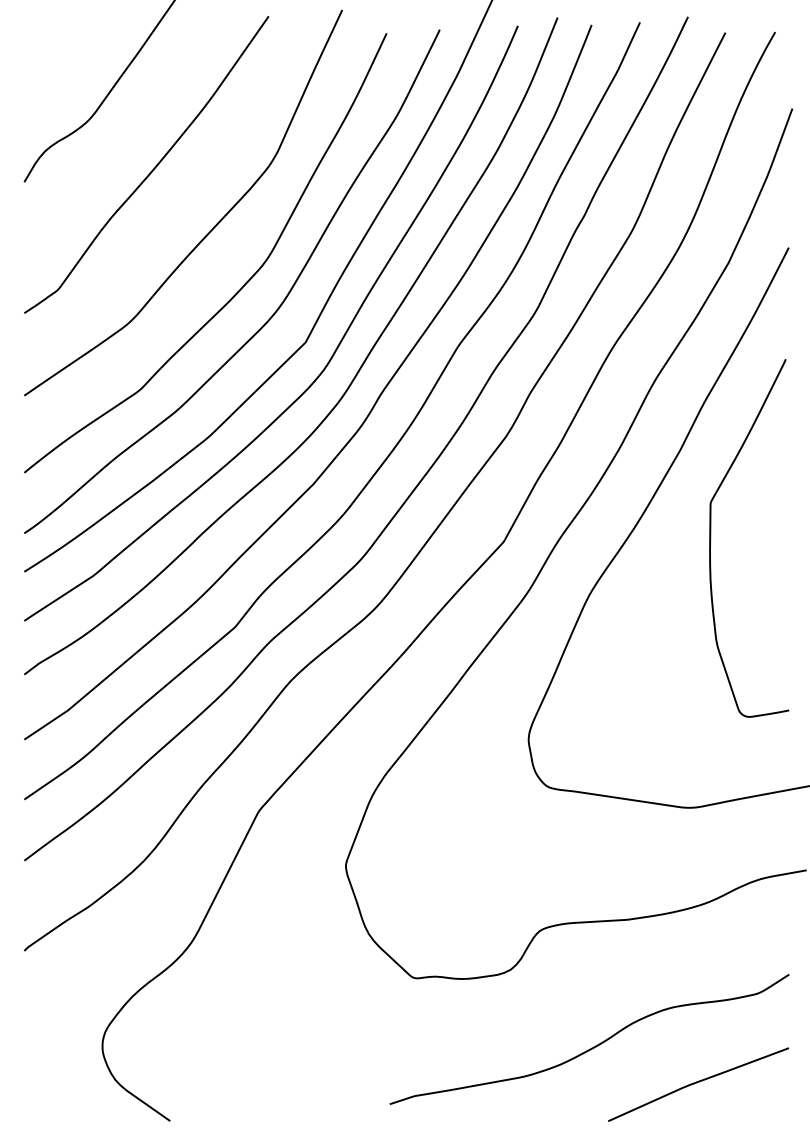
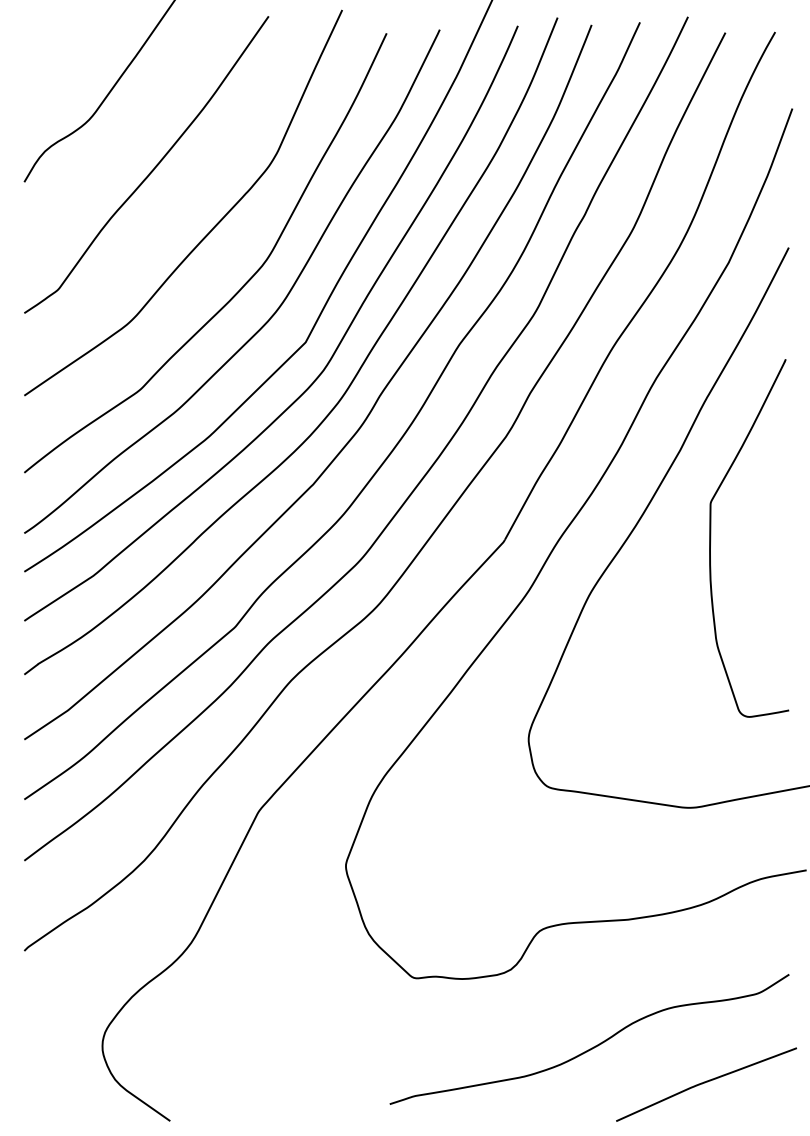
curve position: (697, 1083) -> (705, 1083) (705, 1083)
